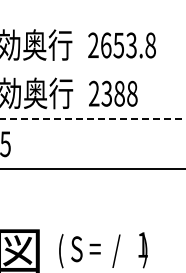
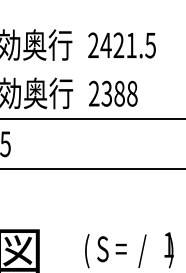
text: 2653.8 -> 2421.5 (127, 45)
line: dashed -> solid (93, 119)
text position: (103, 250) -> (129, 250) (129, 250)
